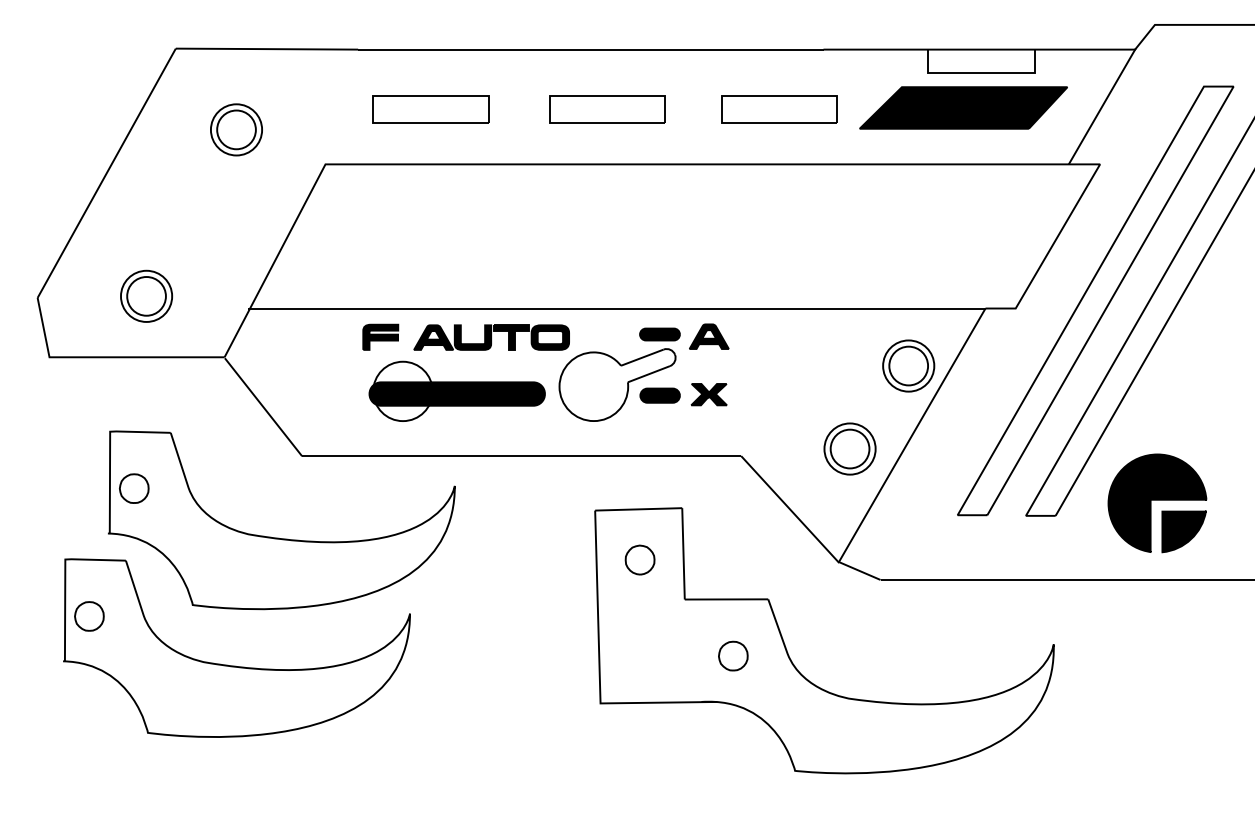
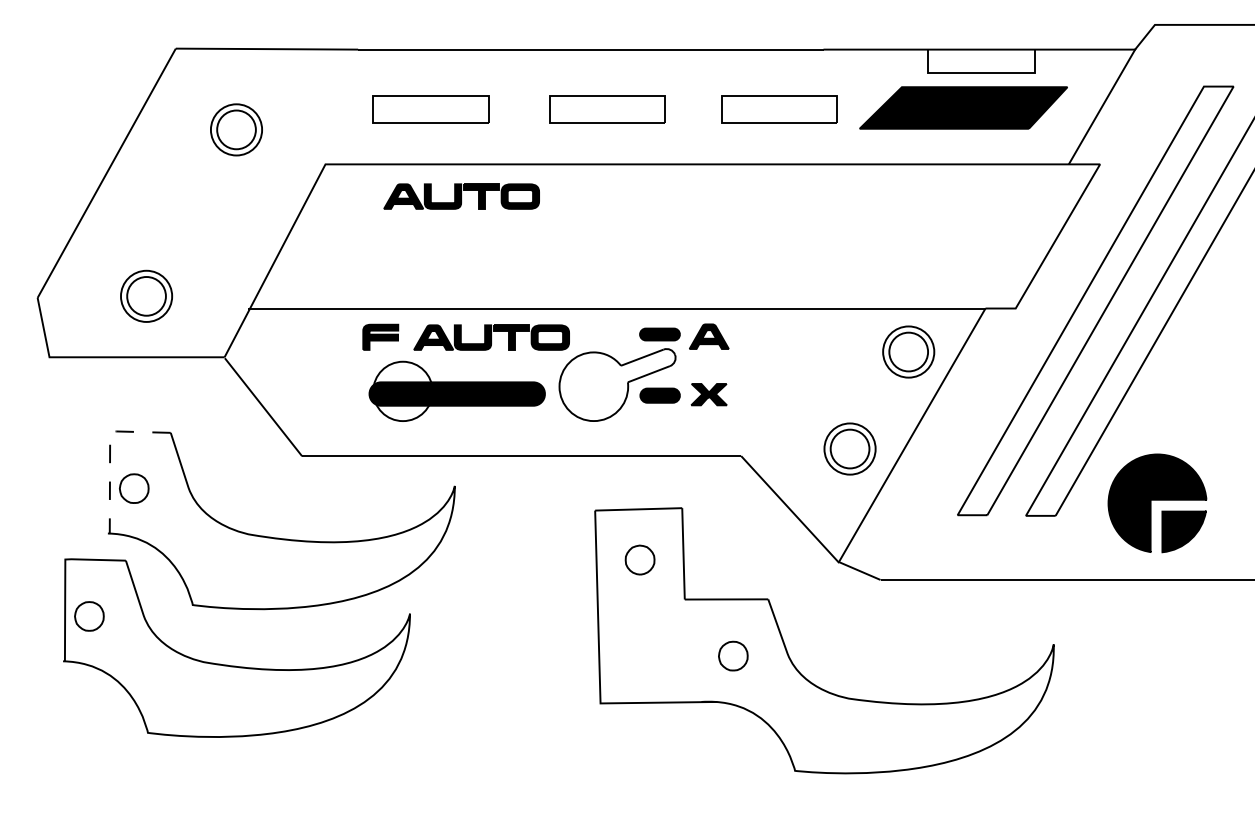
part: none -> present (461, 196)
part position: (908, 365) -> (908, 351) (908, 351)
line: solid -> dashed (110, 451)
